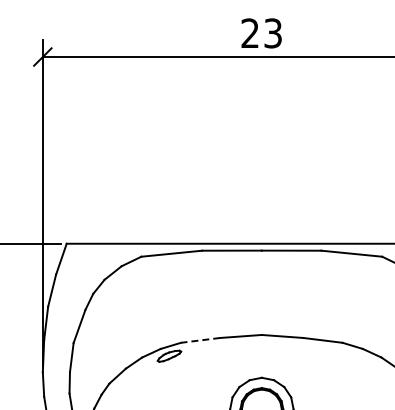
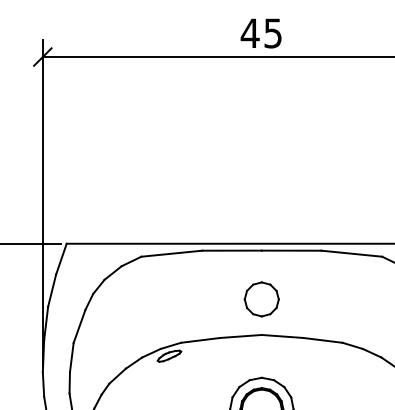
text: 23 -> 45 (260, 32)
part: none -> present (261, 299)
line: dashed -> solid (200, 340)
